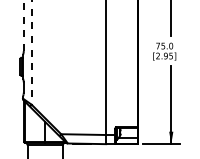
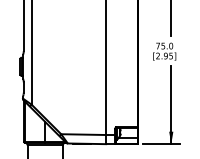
line: dashed -> solid (23, 25)
line: dashed -> solid (31, 53)
